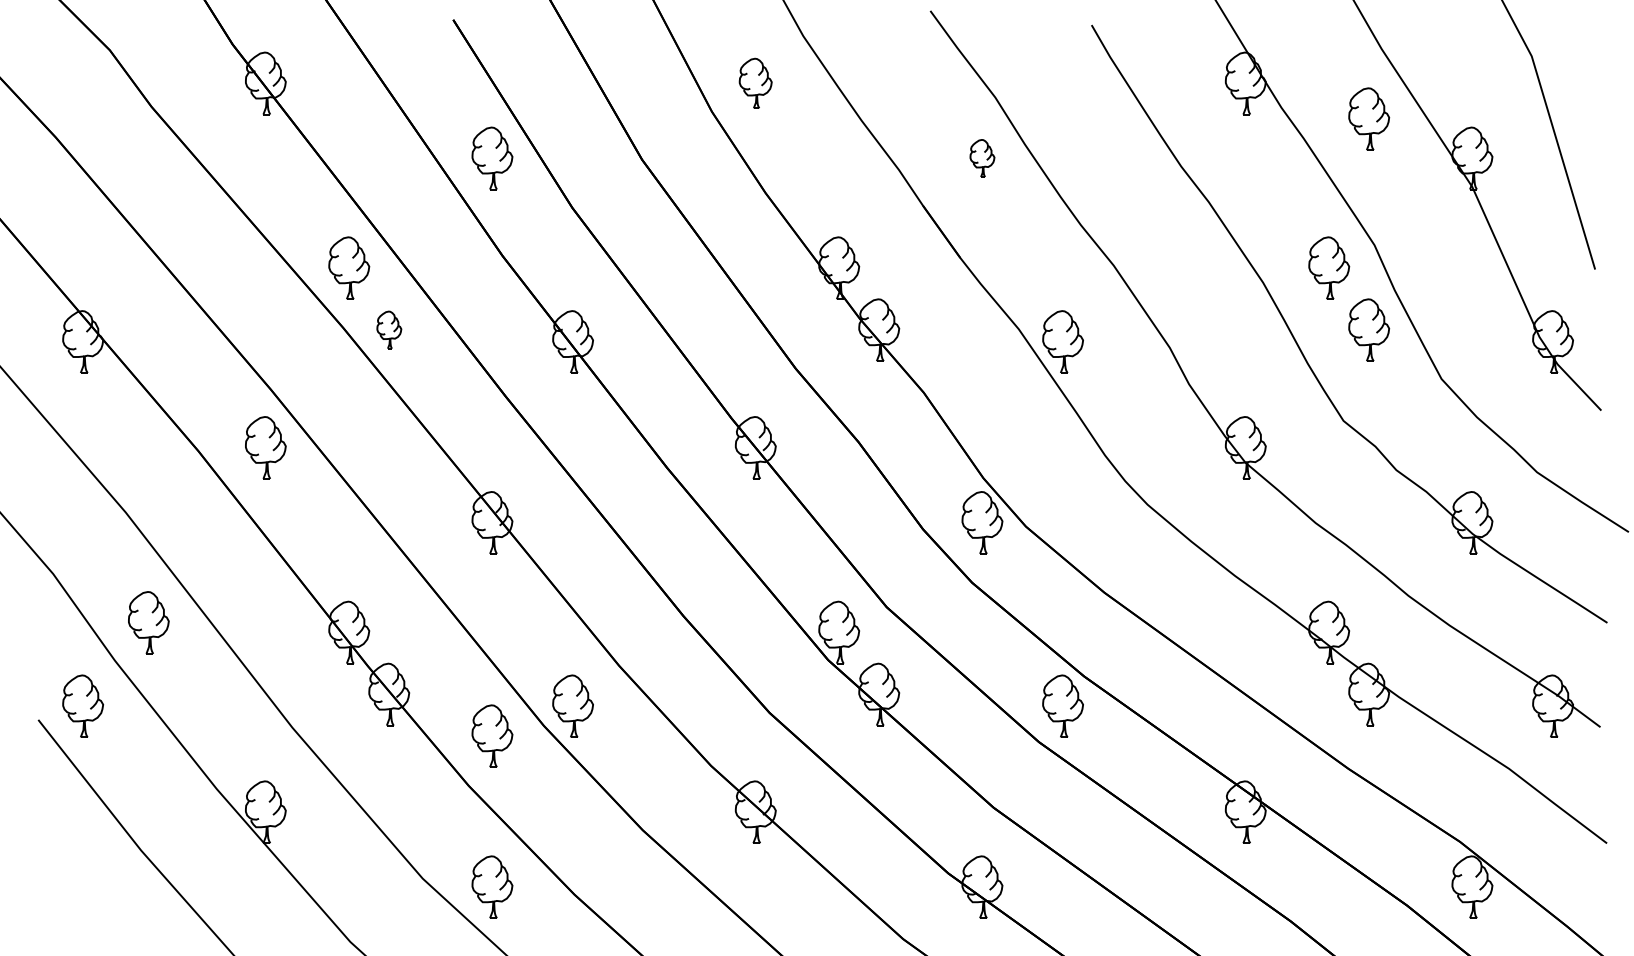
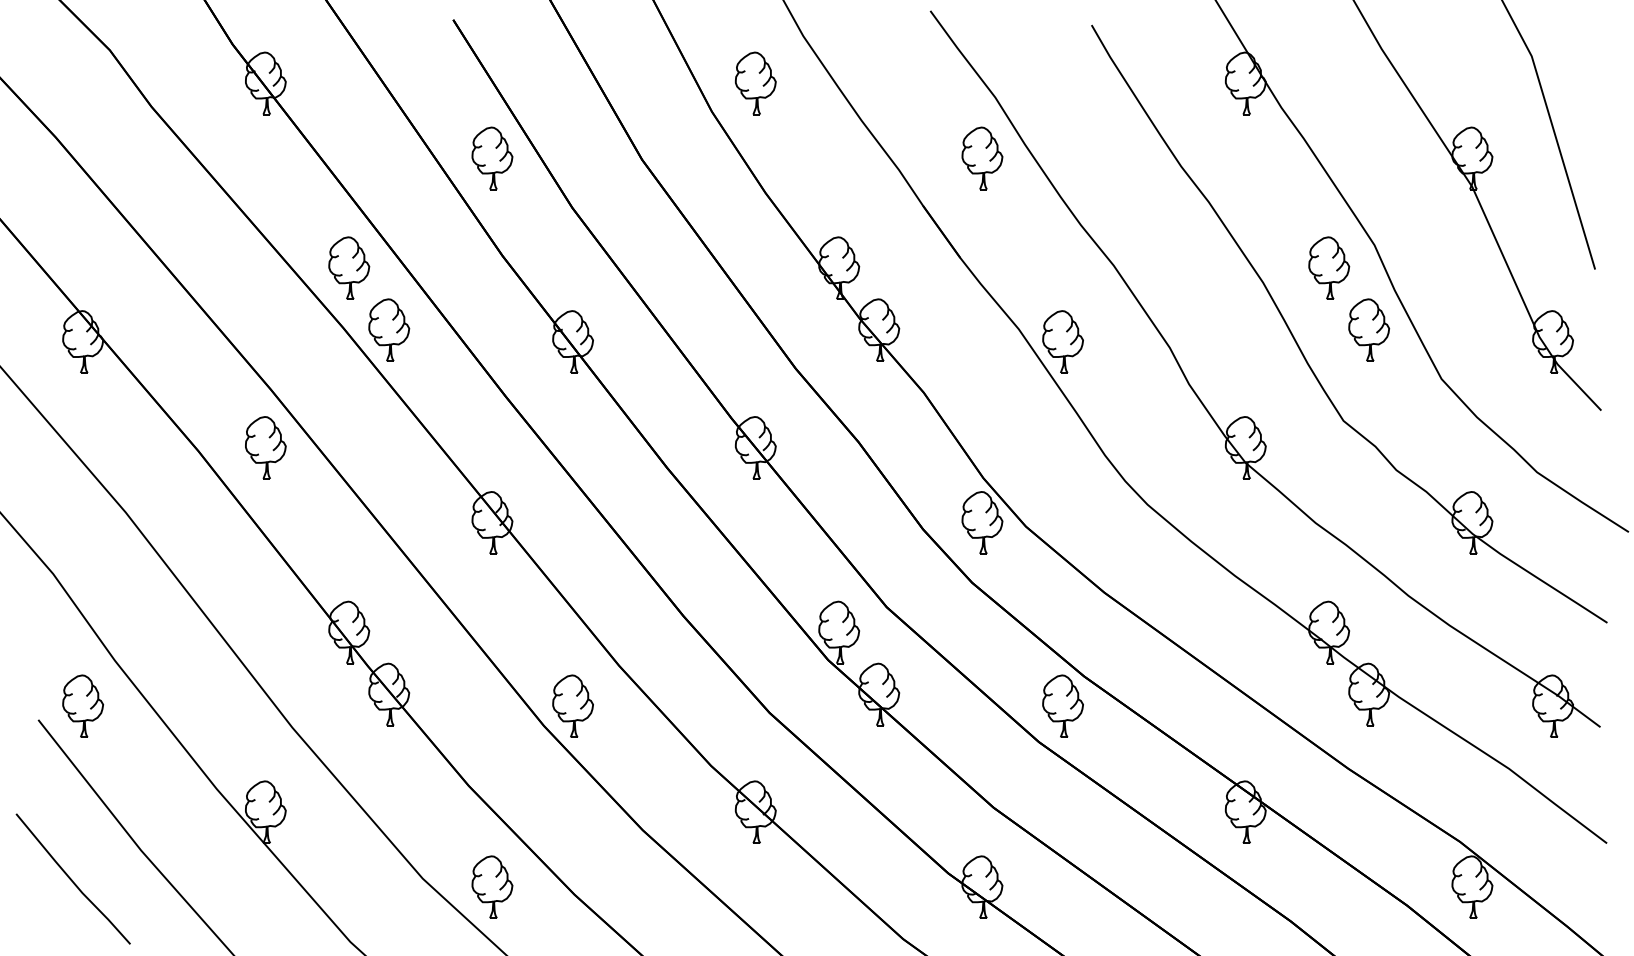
part size: 35x52 px -> 43x65 px (755, 83)
part: present -> none (1369, 118)
part size: 27x39 px -> 43x65 px (982, 158)
part size: 27x40 px -> 43x64 px (389, 329)
part: present -> none (148, 622)
part: present -> none (492, 735)
line: none -> present (71, 878)
